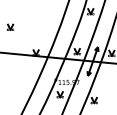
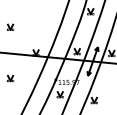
part: none -> present (10, 78)
